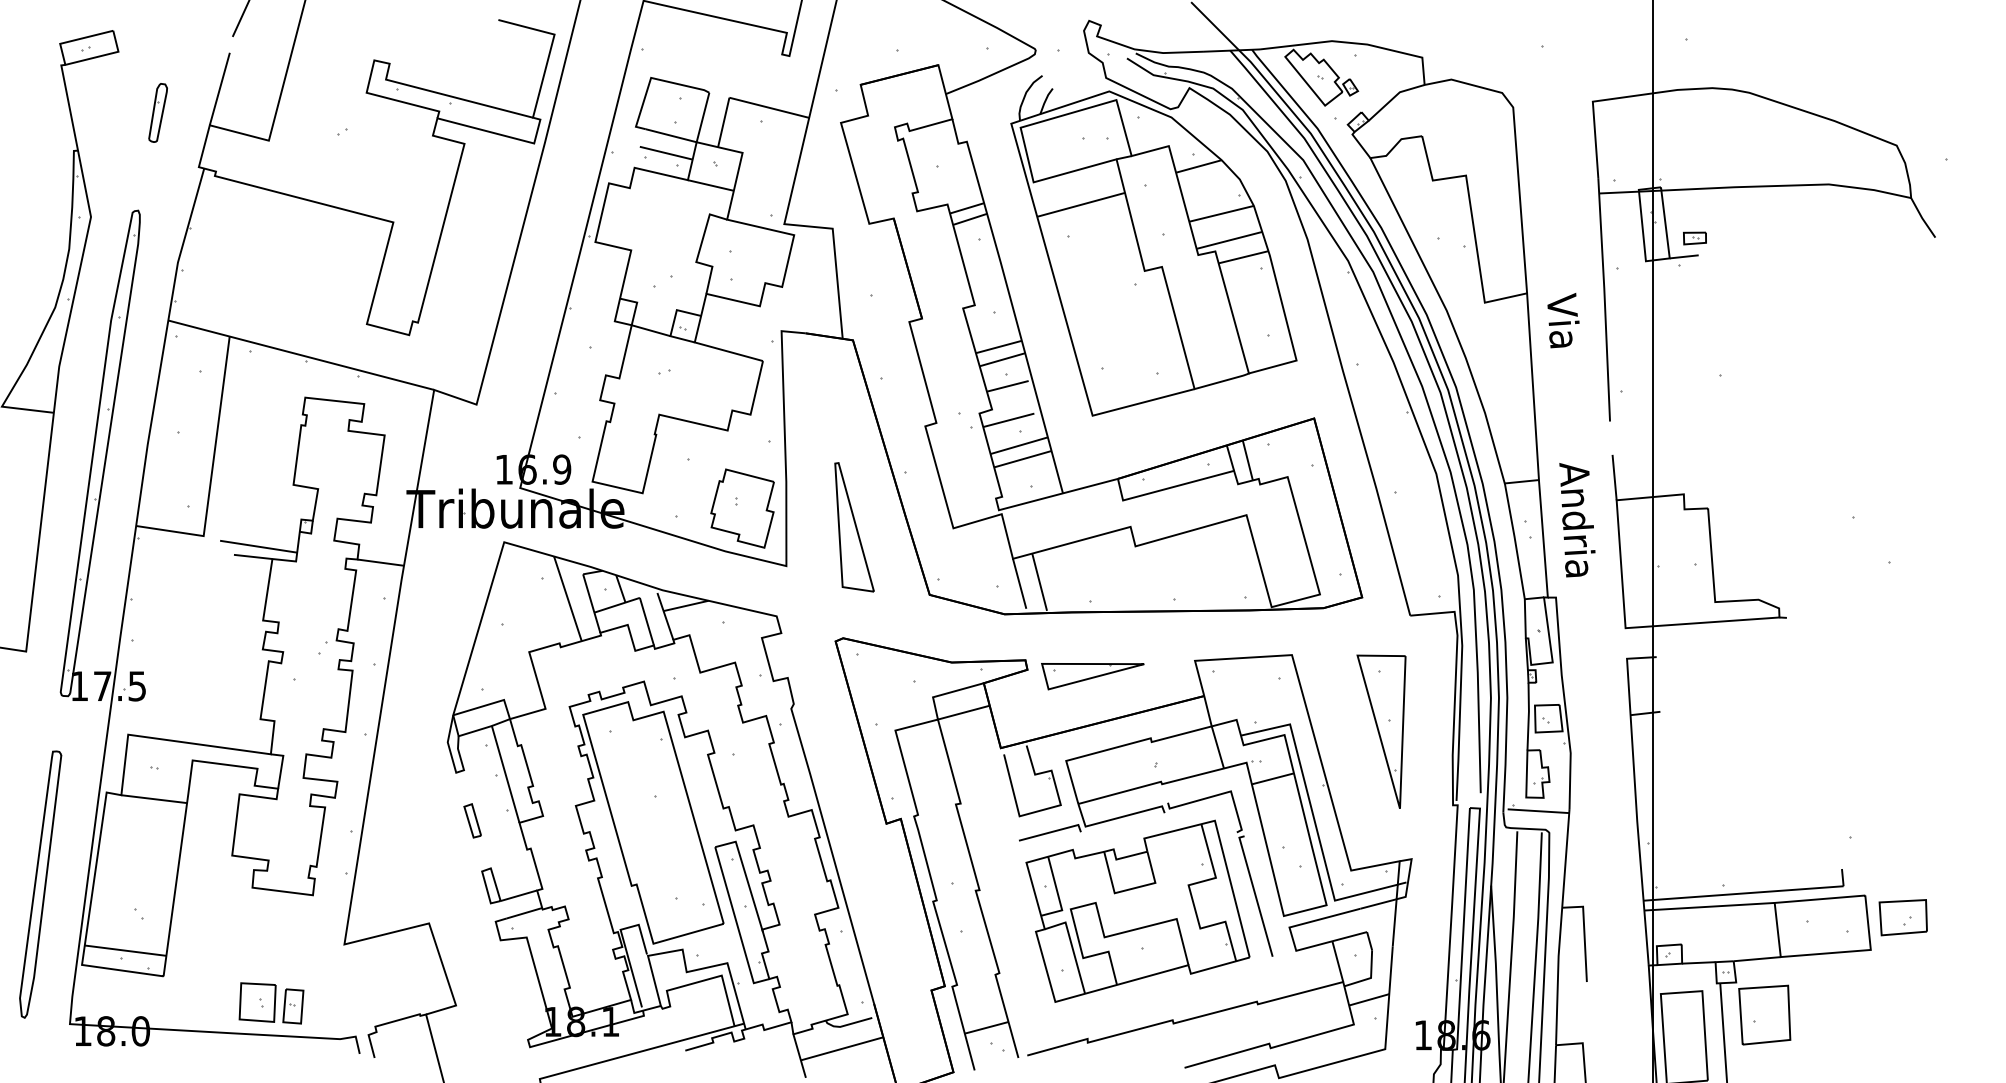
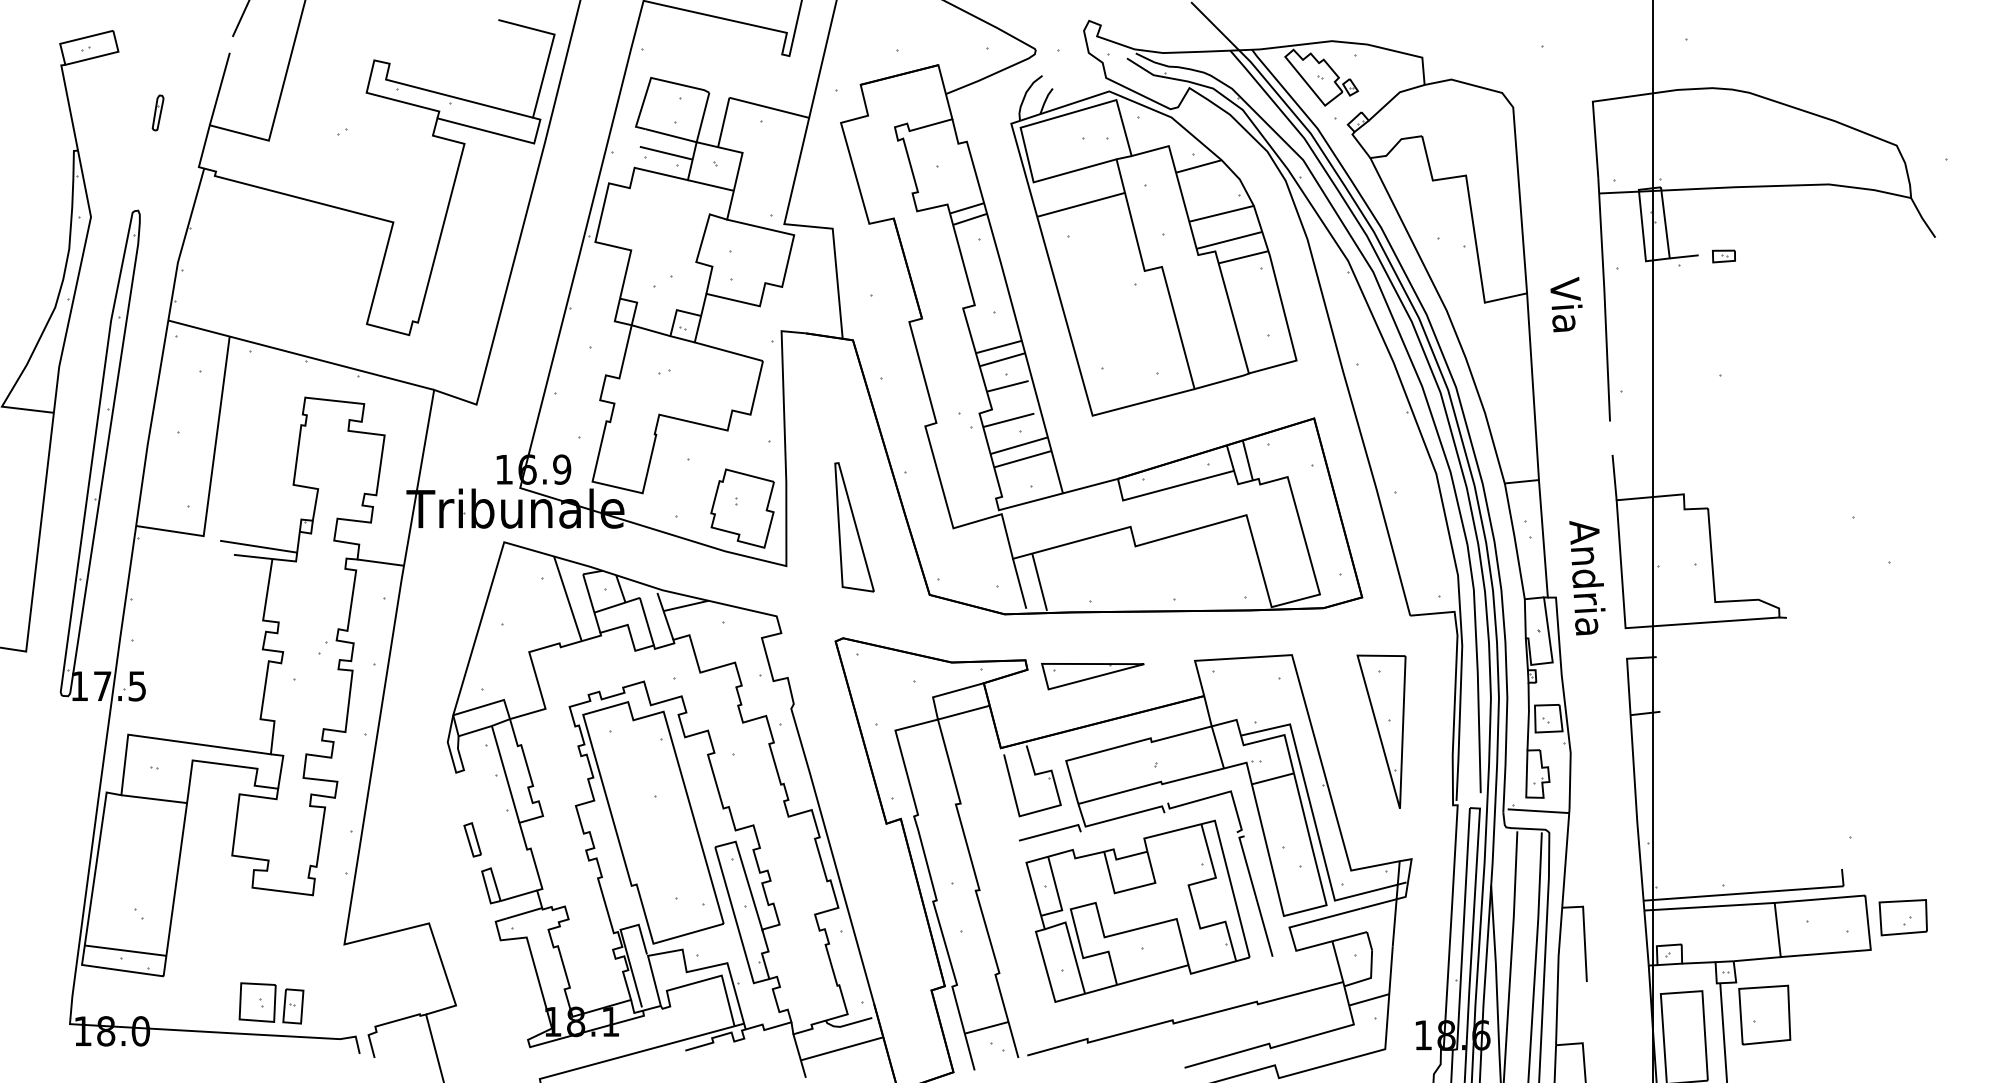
part size: 20x60 px -> 14x38 px (157, 112)
part position: (1694, 238) -> (1723, 256) (1723, 256)
text position: (1563, 320) -> (1566, 304) (1566, 304)
text position: (1577, 520) -> (1587, 578) (1587, 578)
part position: (472, 820) -> (472, 839) (472, 839)
part: present -> none (40, 884)
